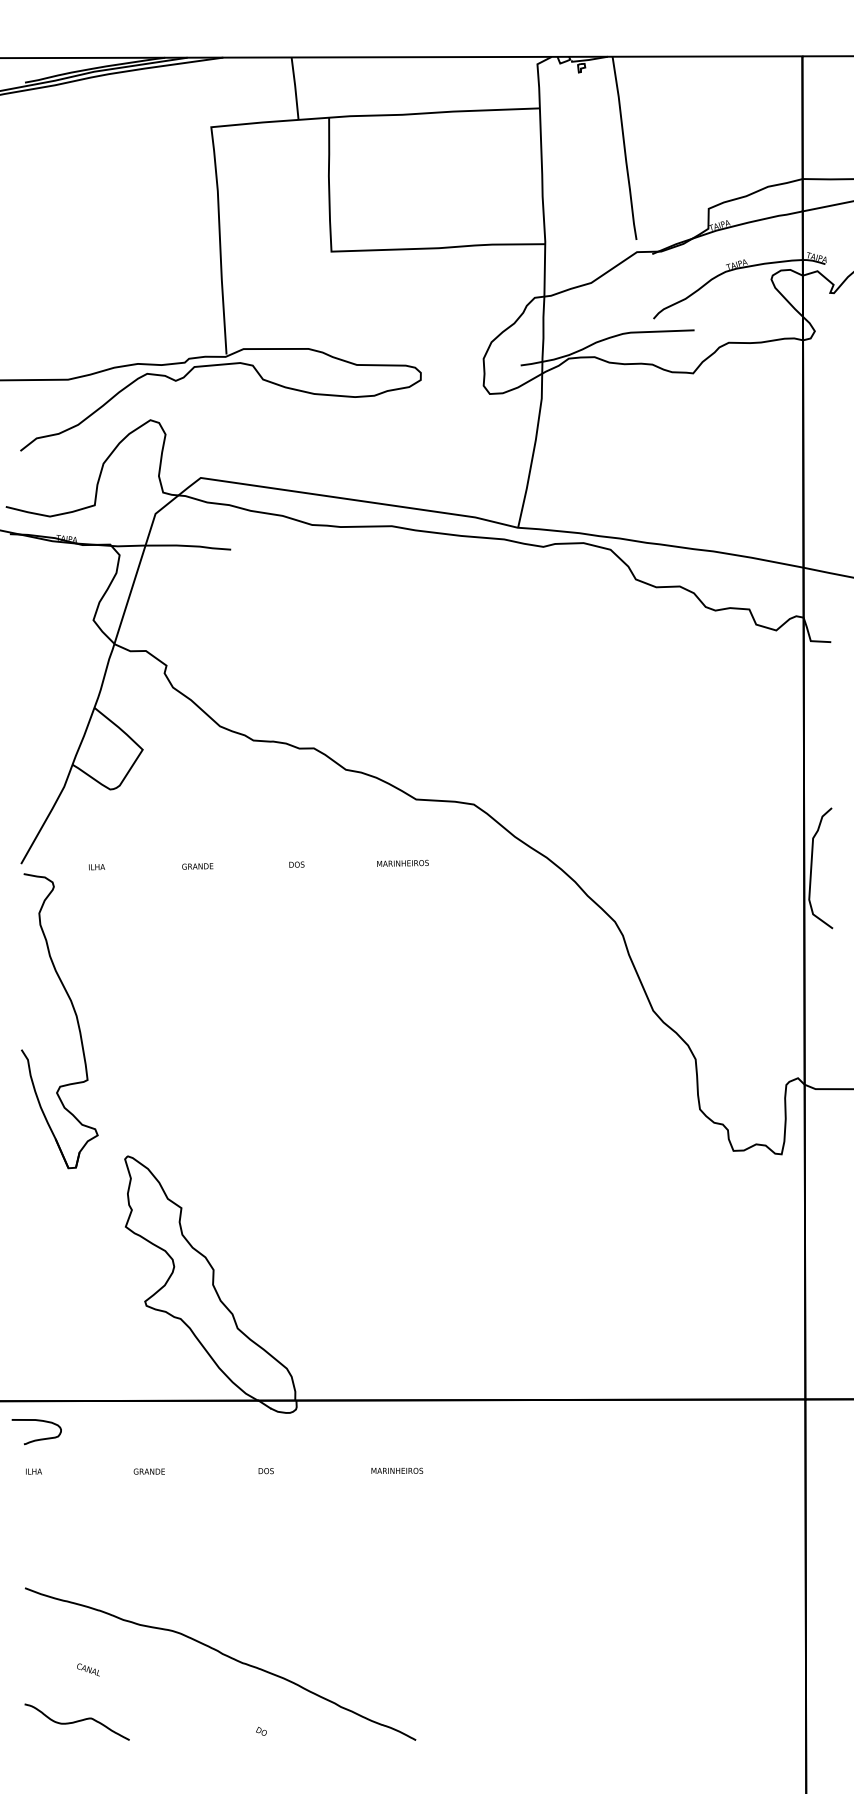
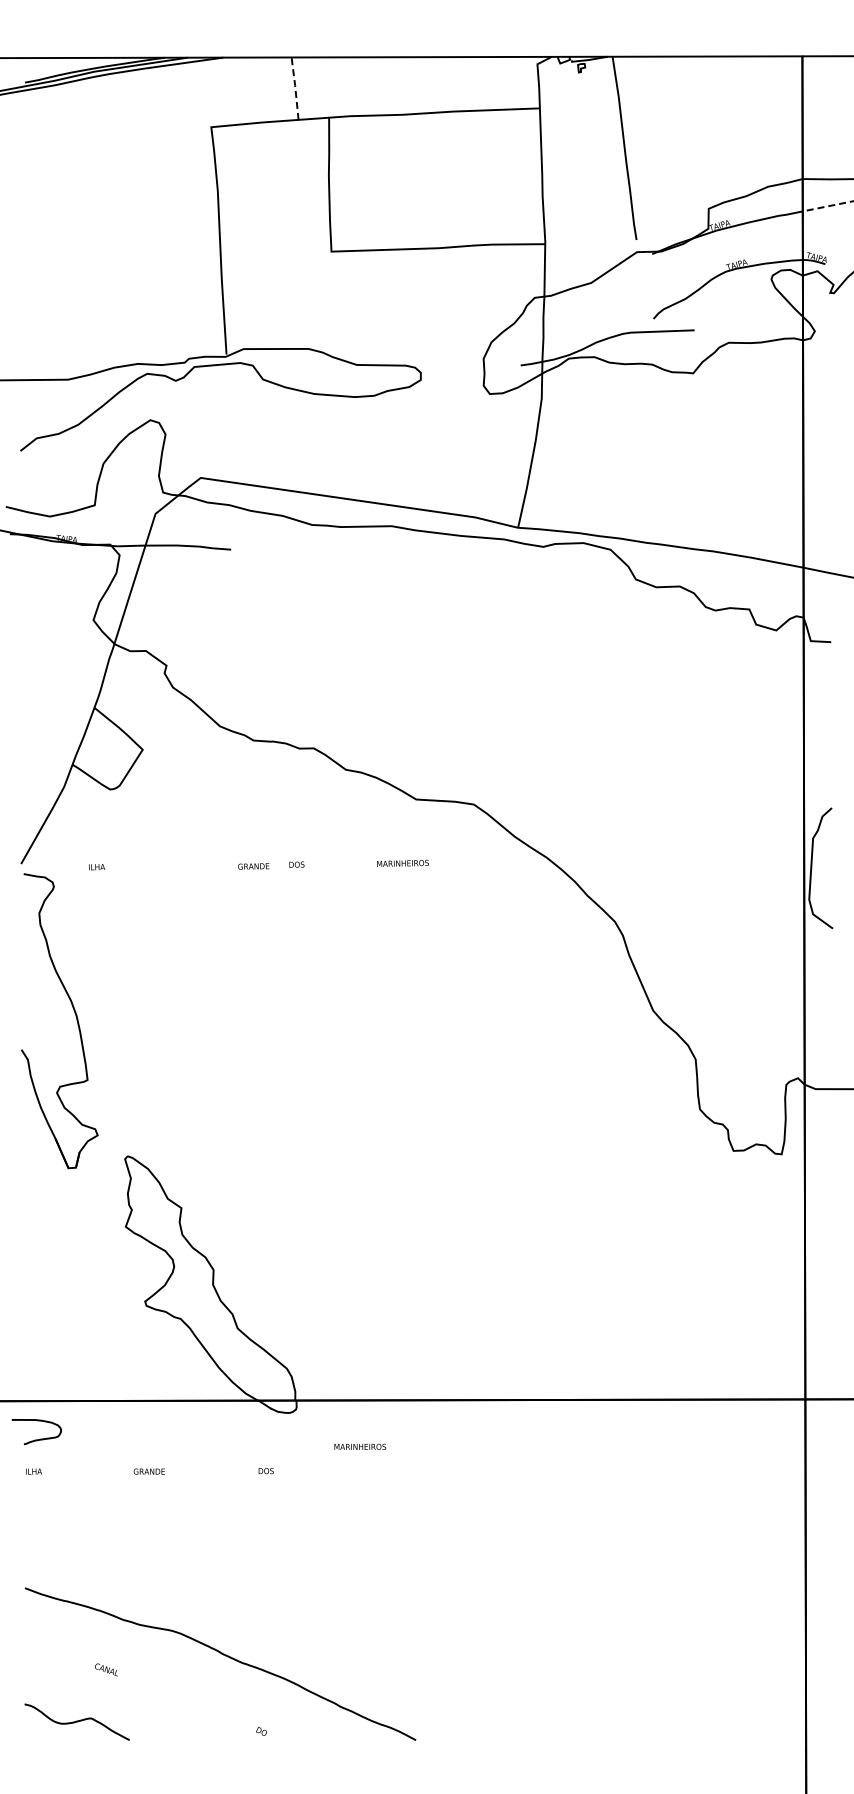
line: solid -> dashed (295, 87)
line: solid -> dashed (828, 206)
text position: (197, 866) -> (253, 866) (253, 866)
text position: (397, 1470) -> (360, 1446) (360, 1446)
text position: (88, 1669) -> (106, 1669) (106, 1669)
